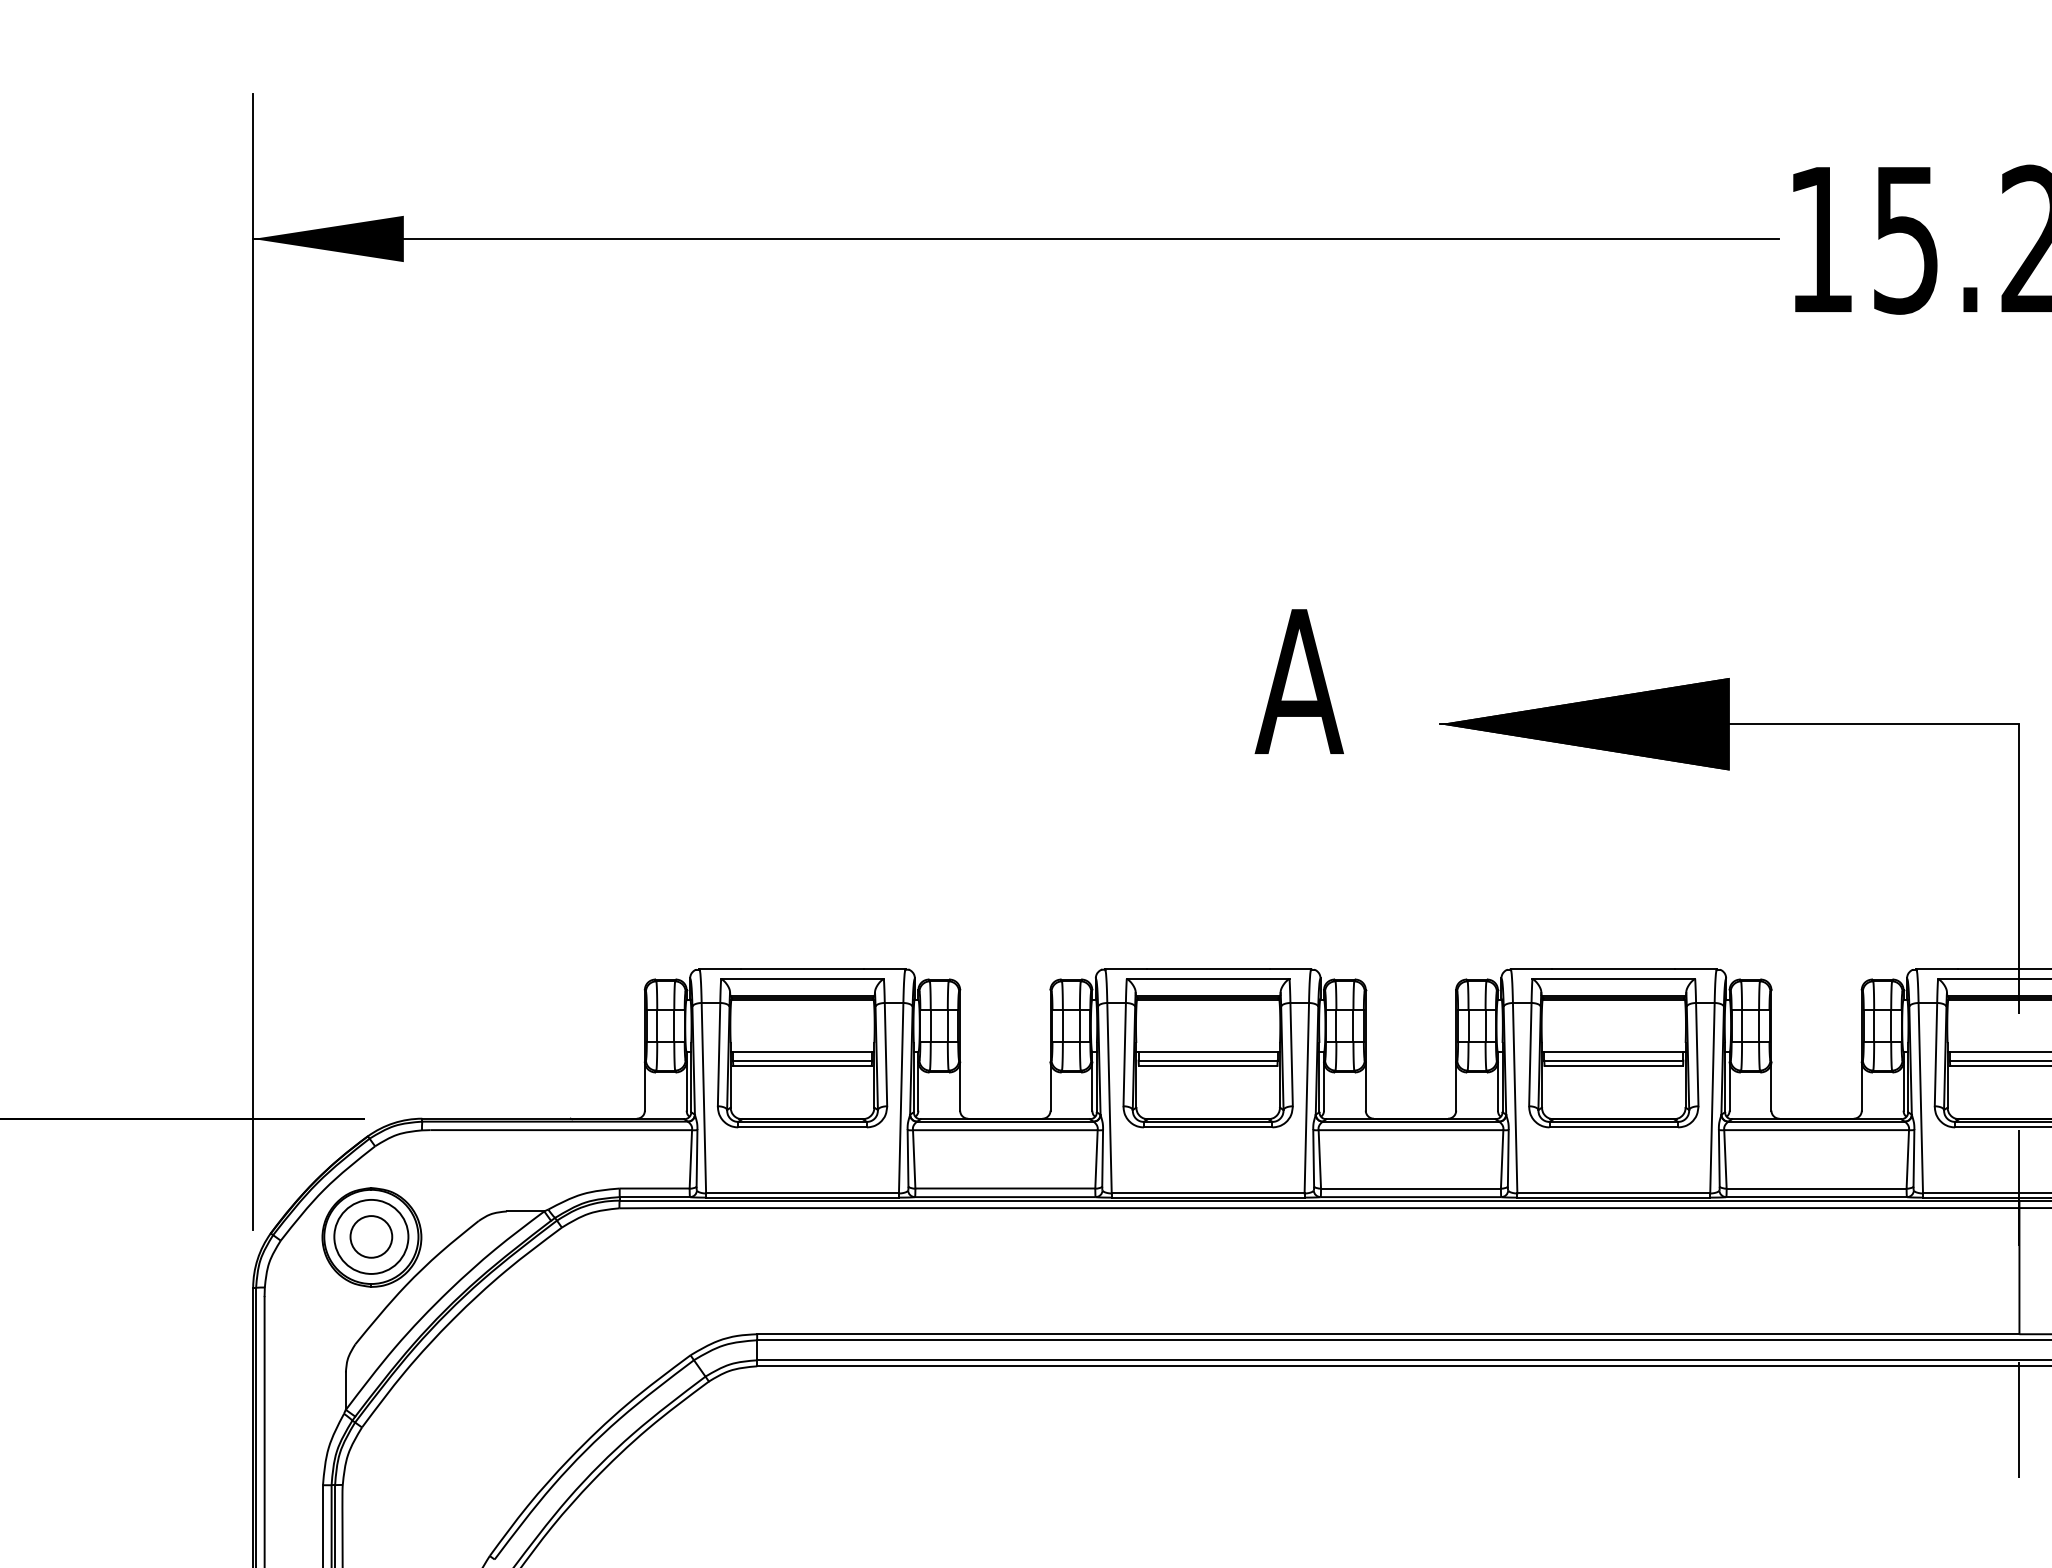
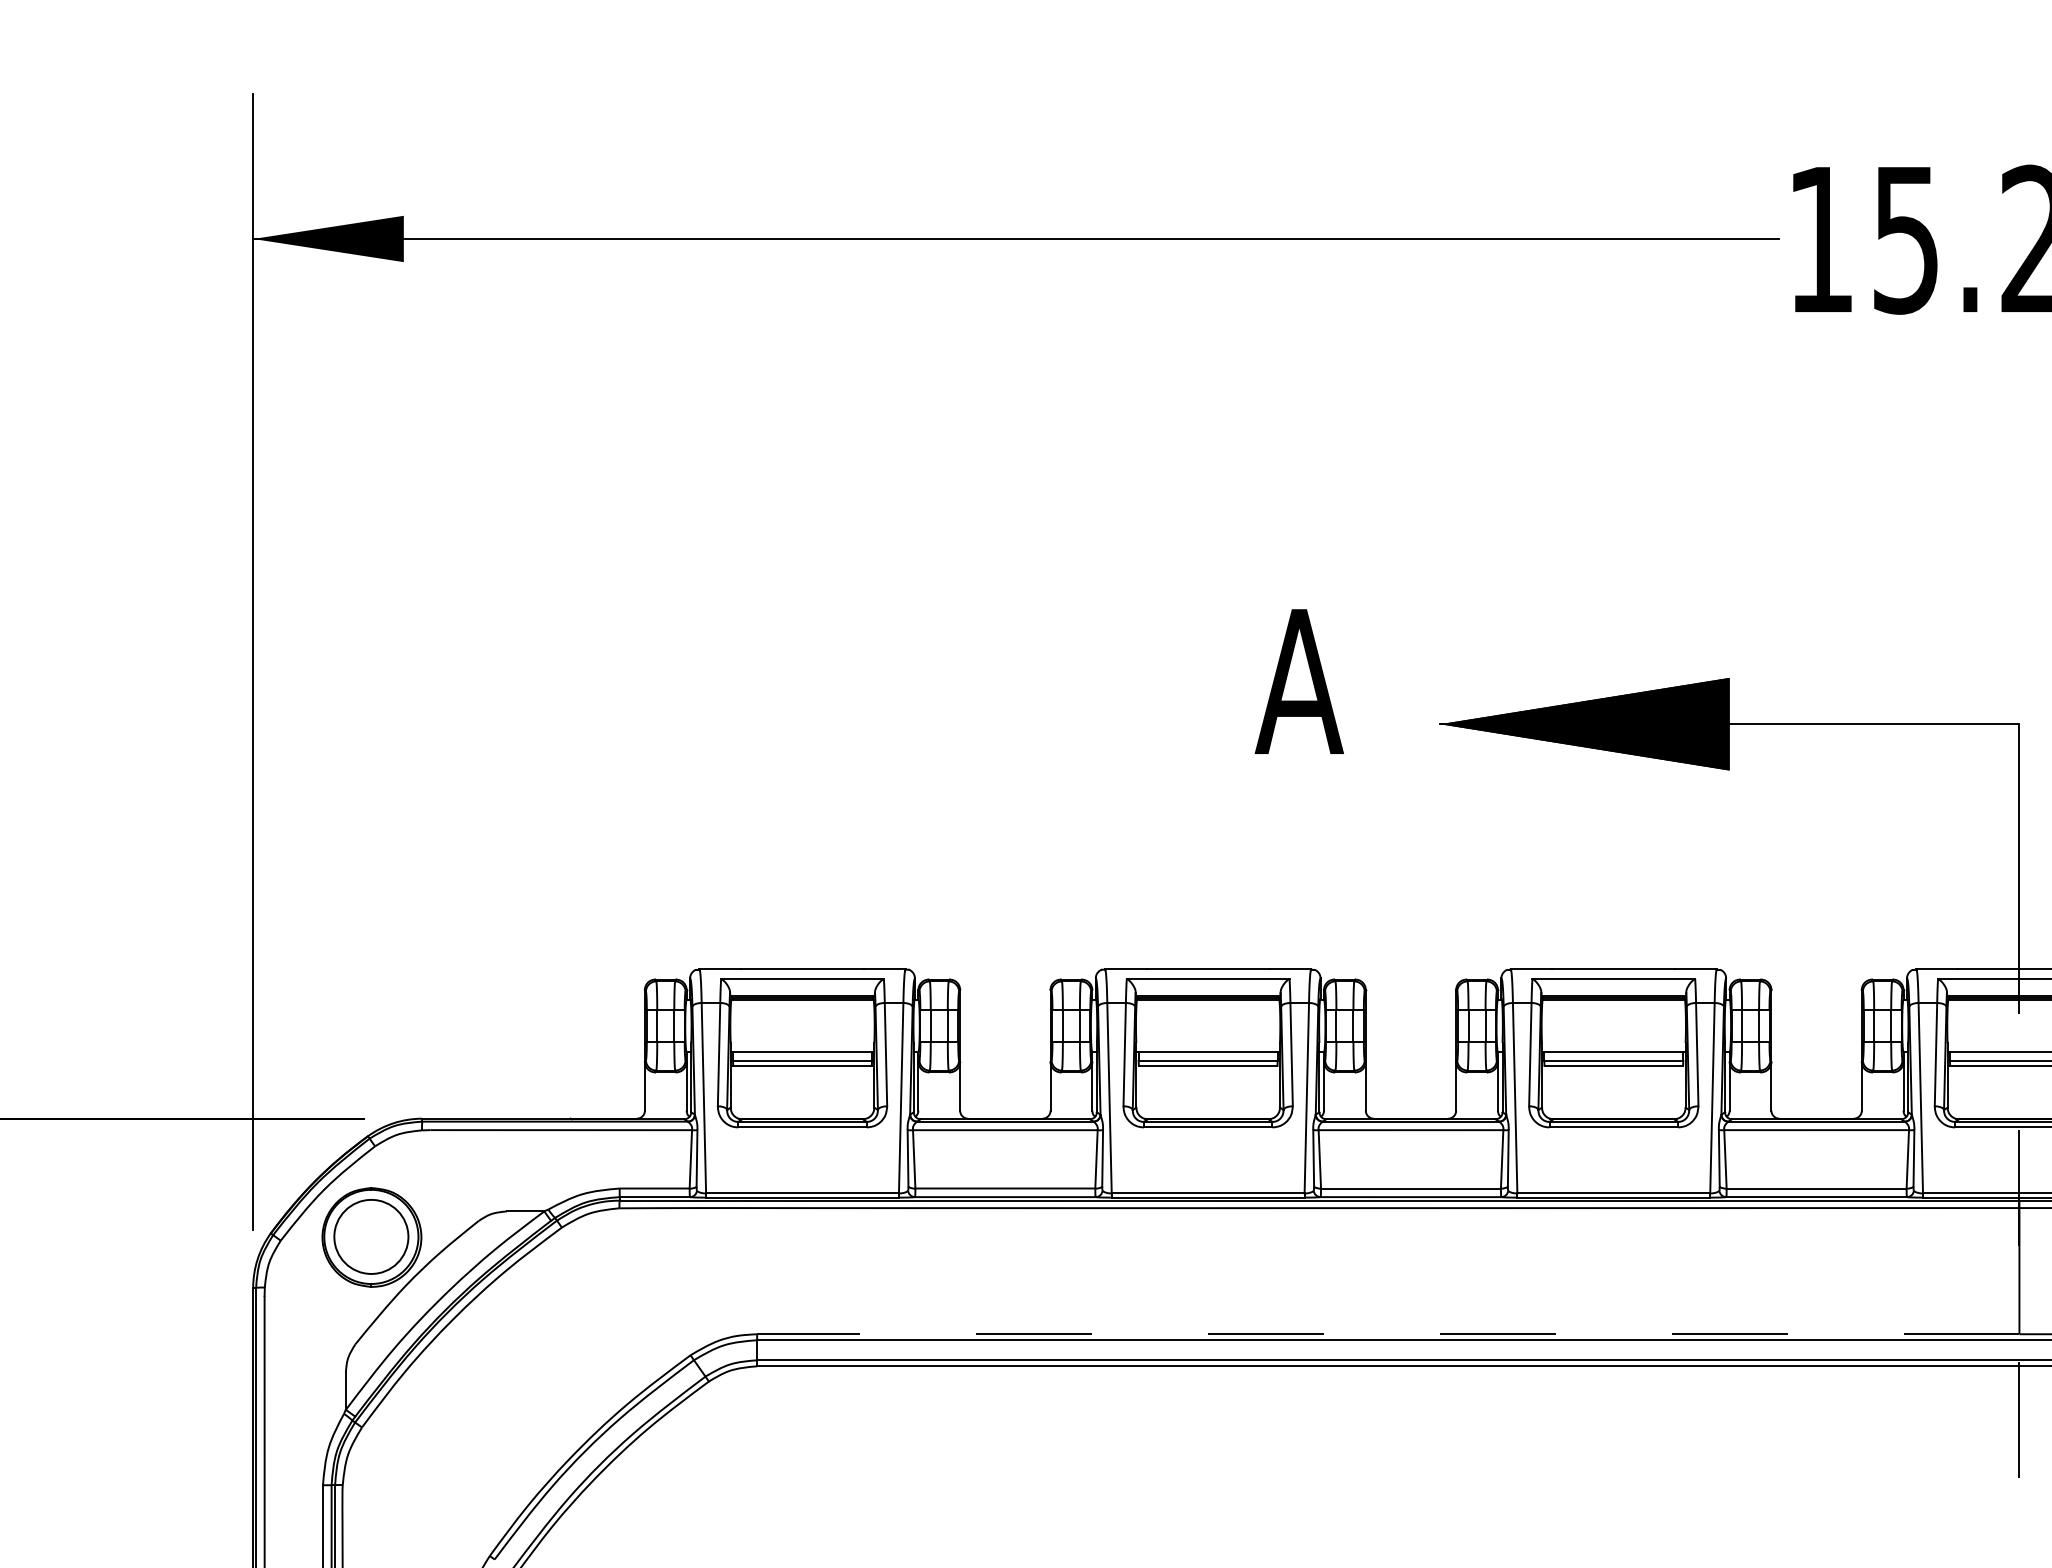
circle: present -> none (371, 1236)
line: solid -> dashed (1387, 1334)
